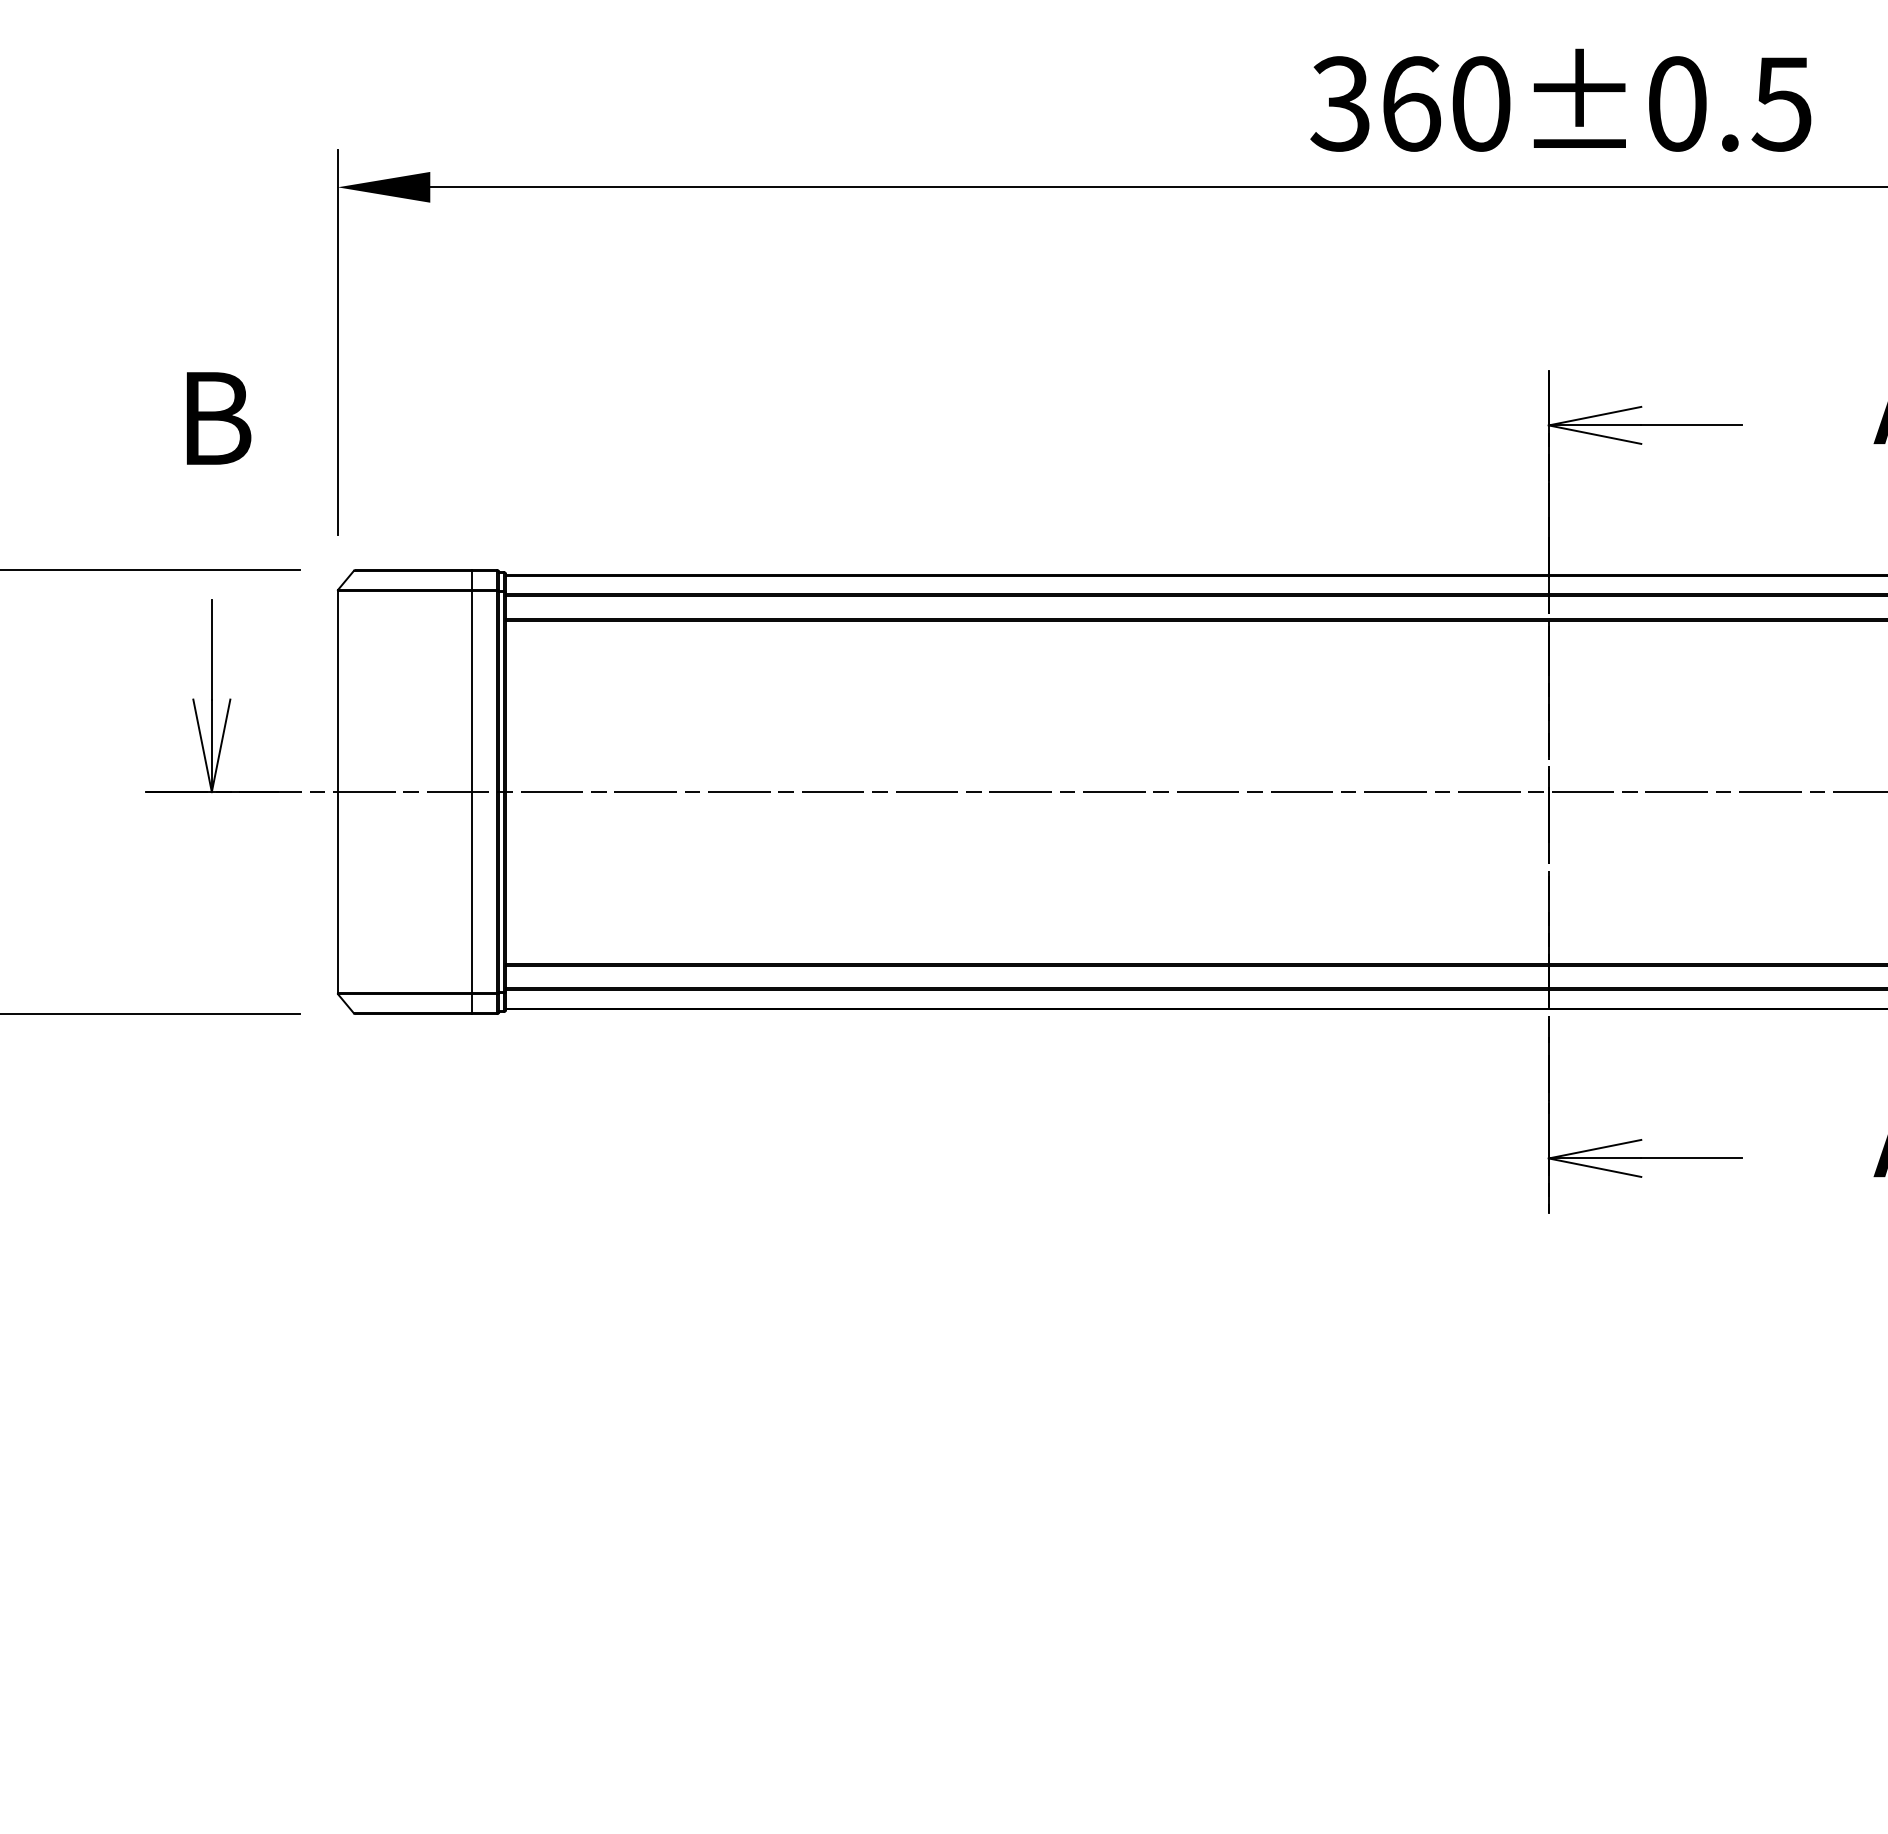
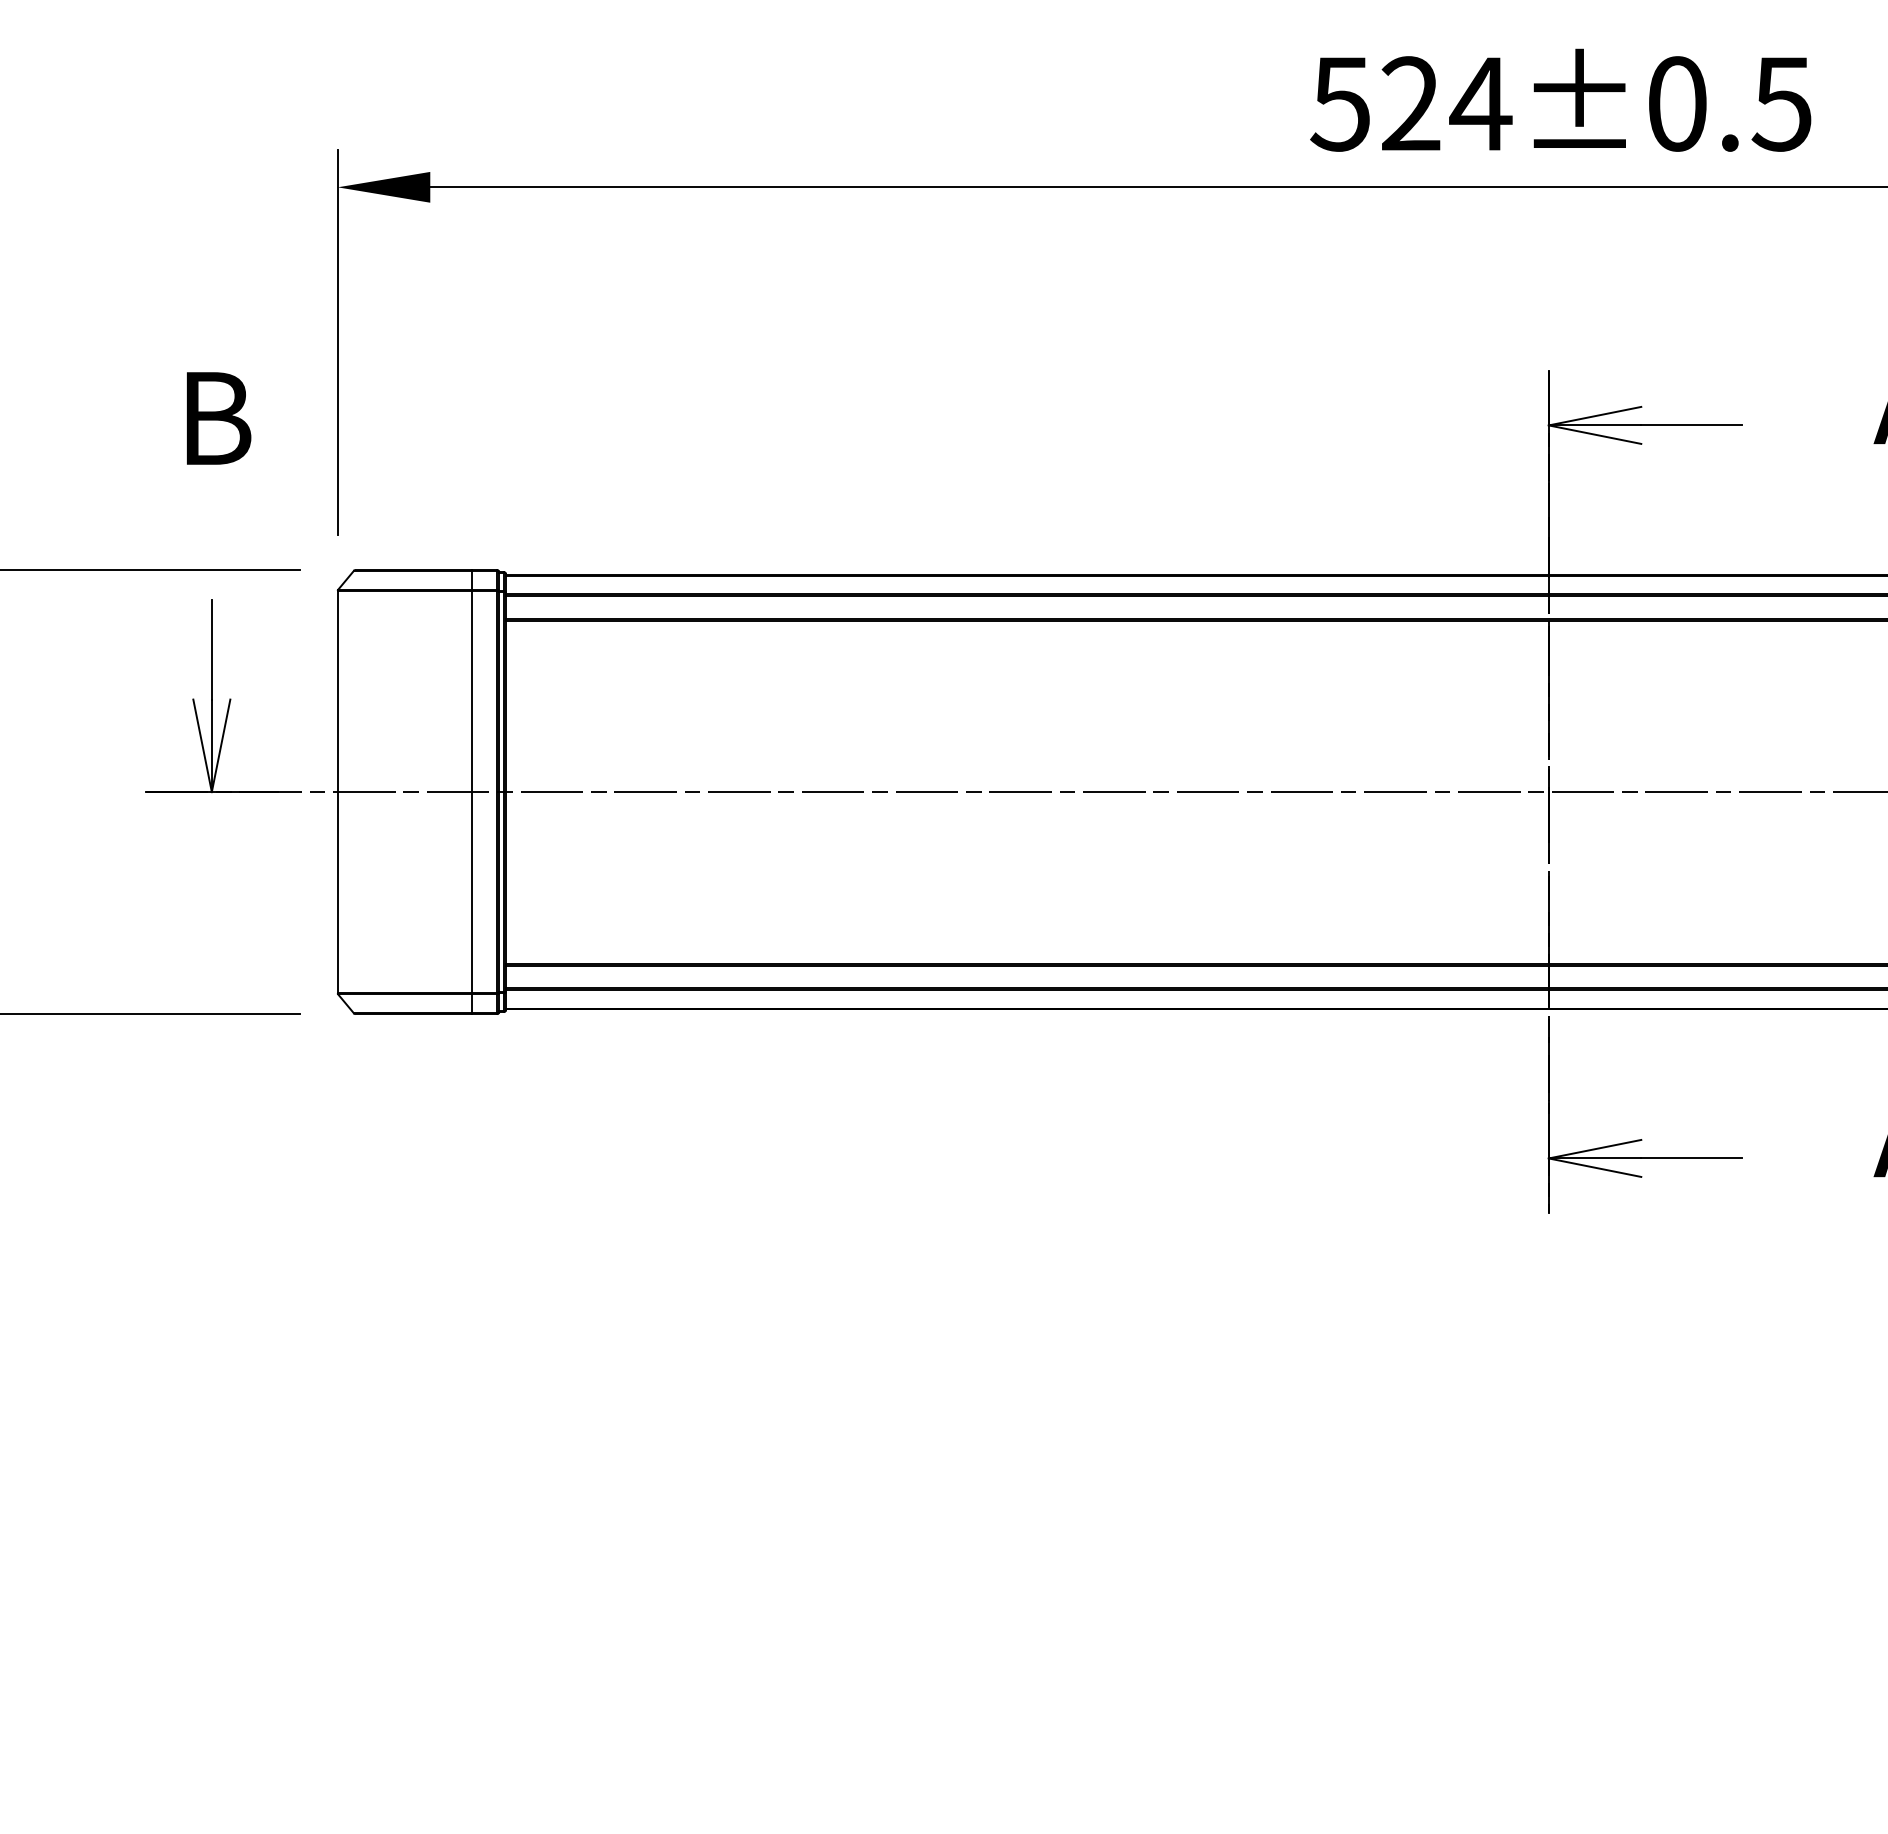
text: 360±0.5 -> 524±0.5 (1411, 103)
